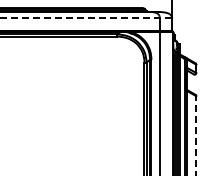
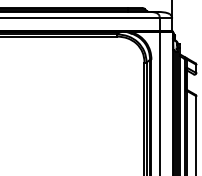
line: dashed -> solid (86, 18)
line: dashed -> solid (196, 135)
